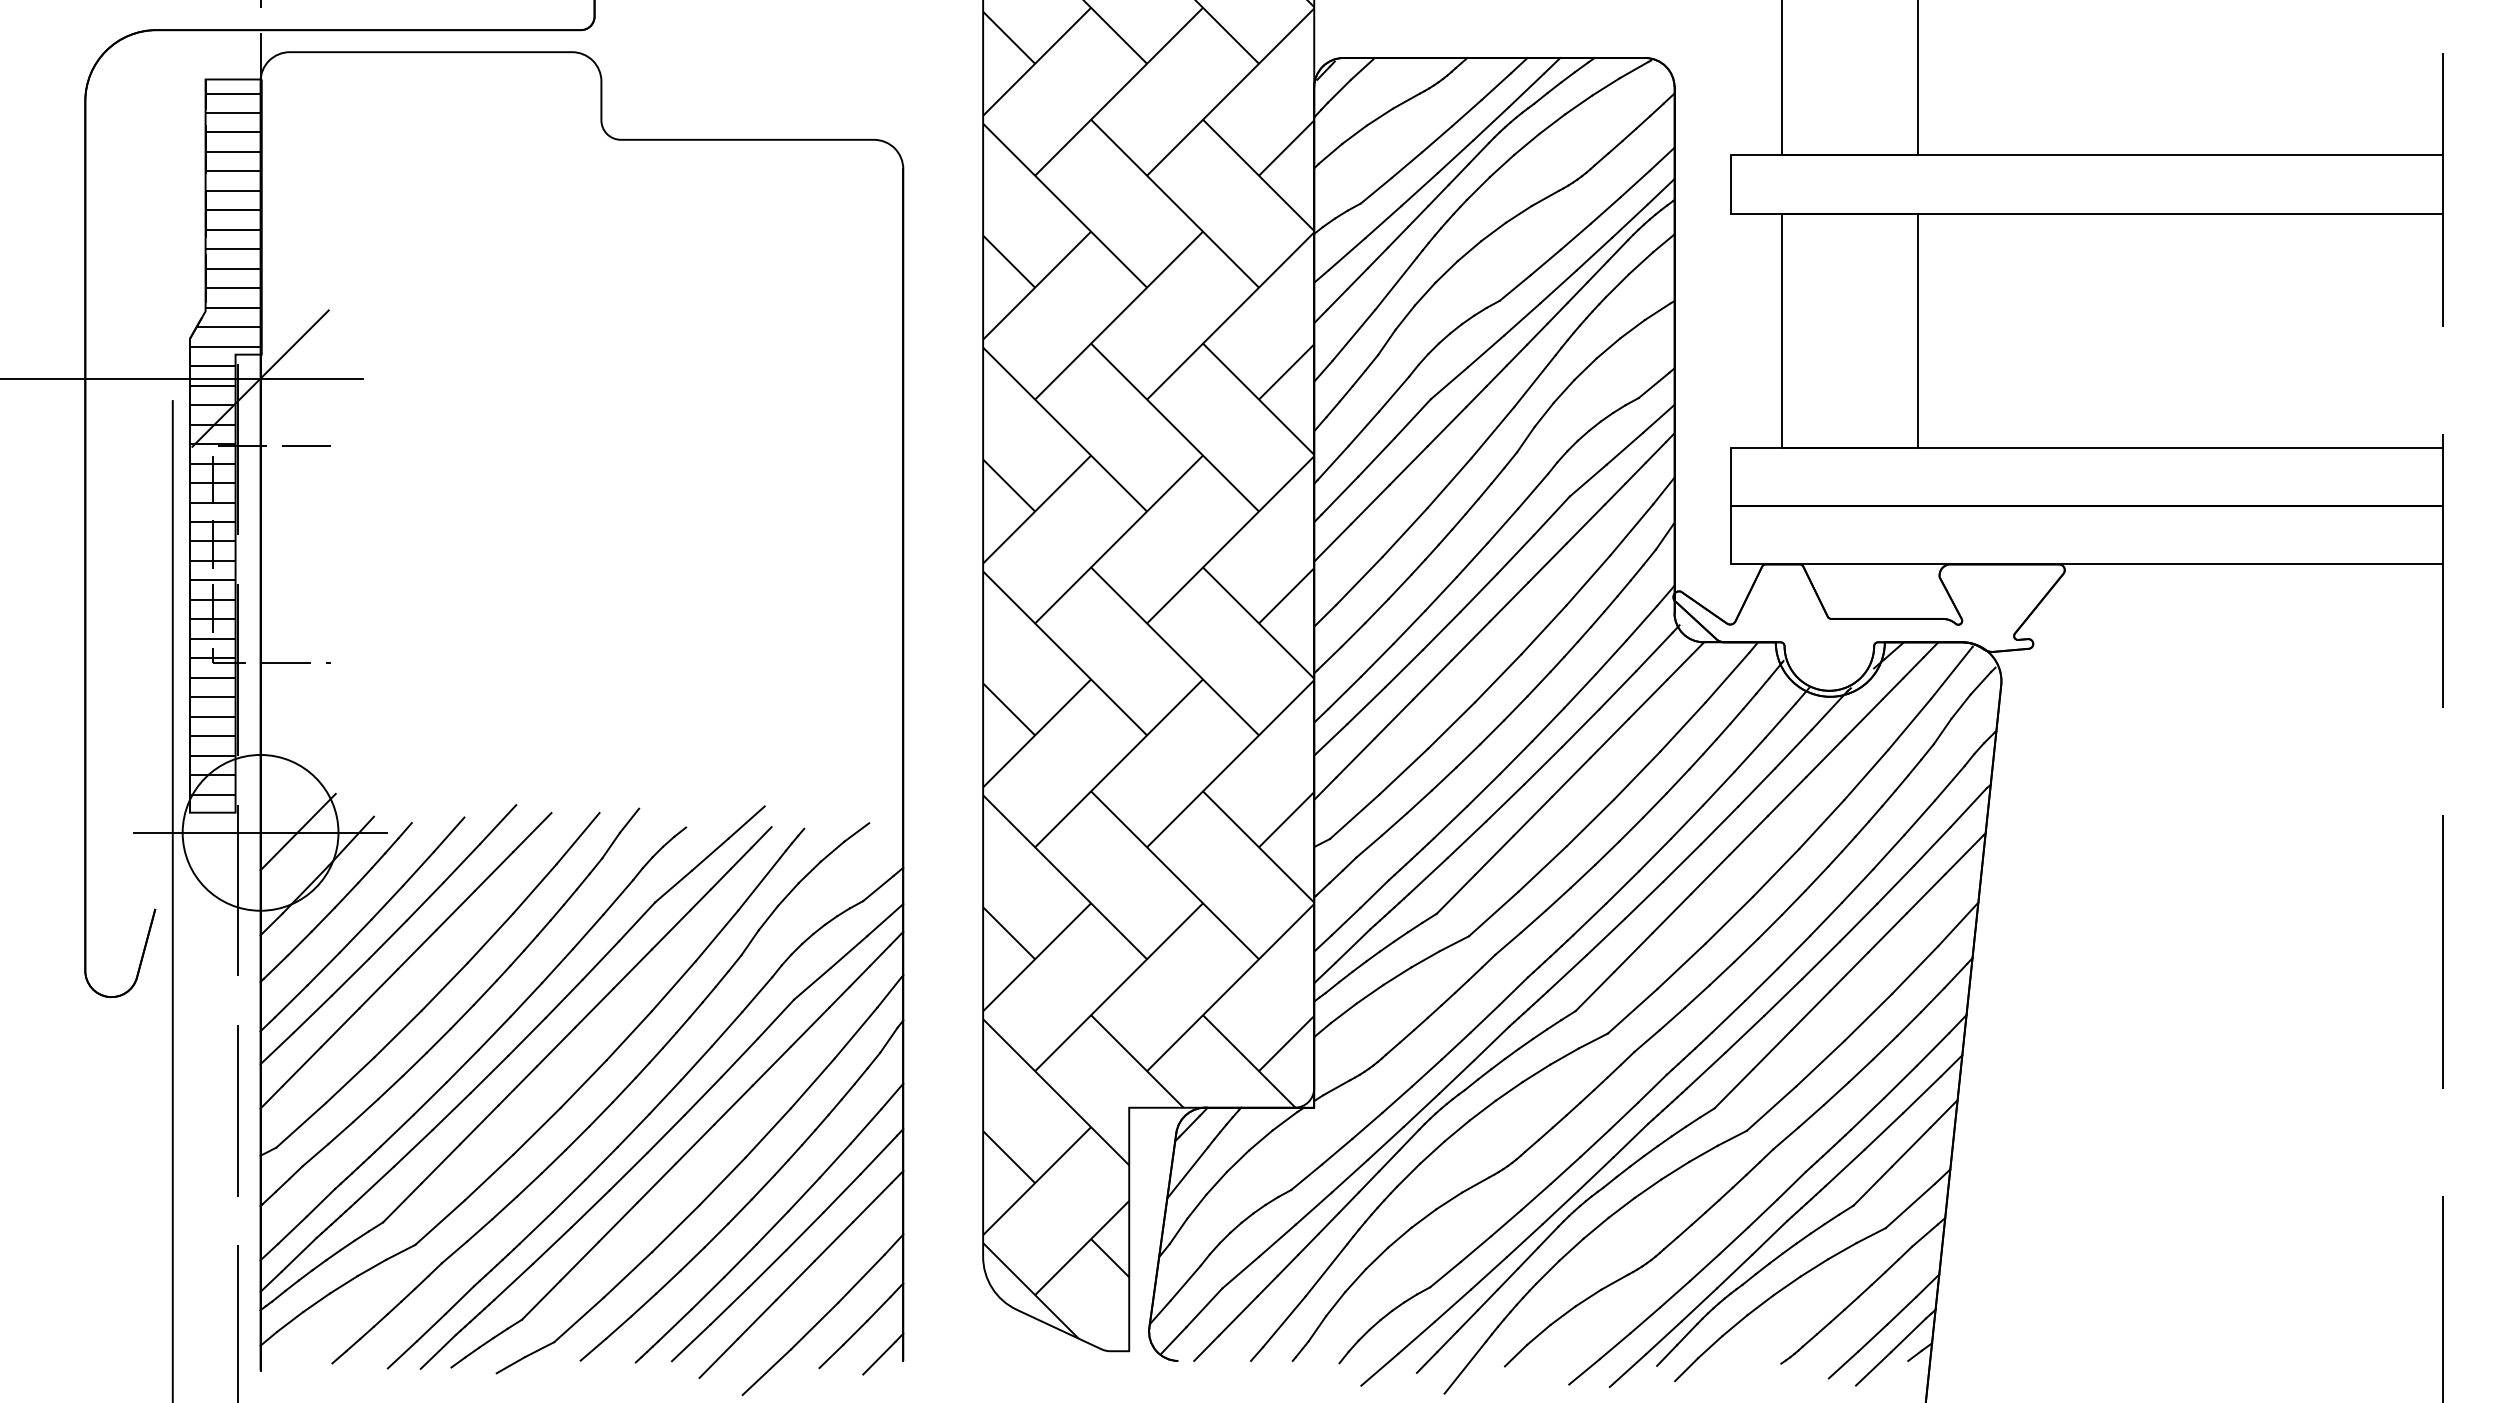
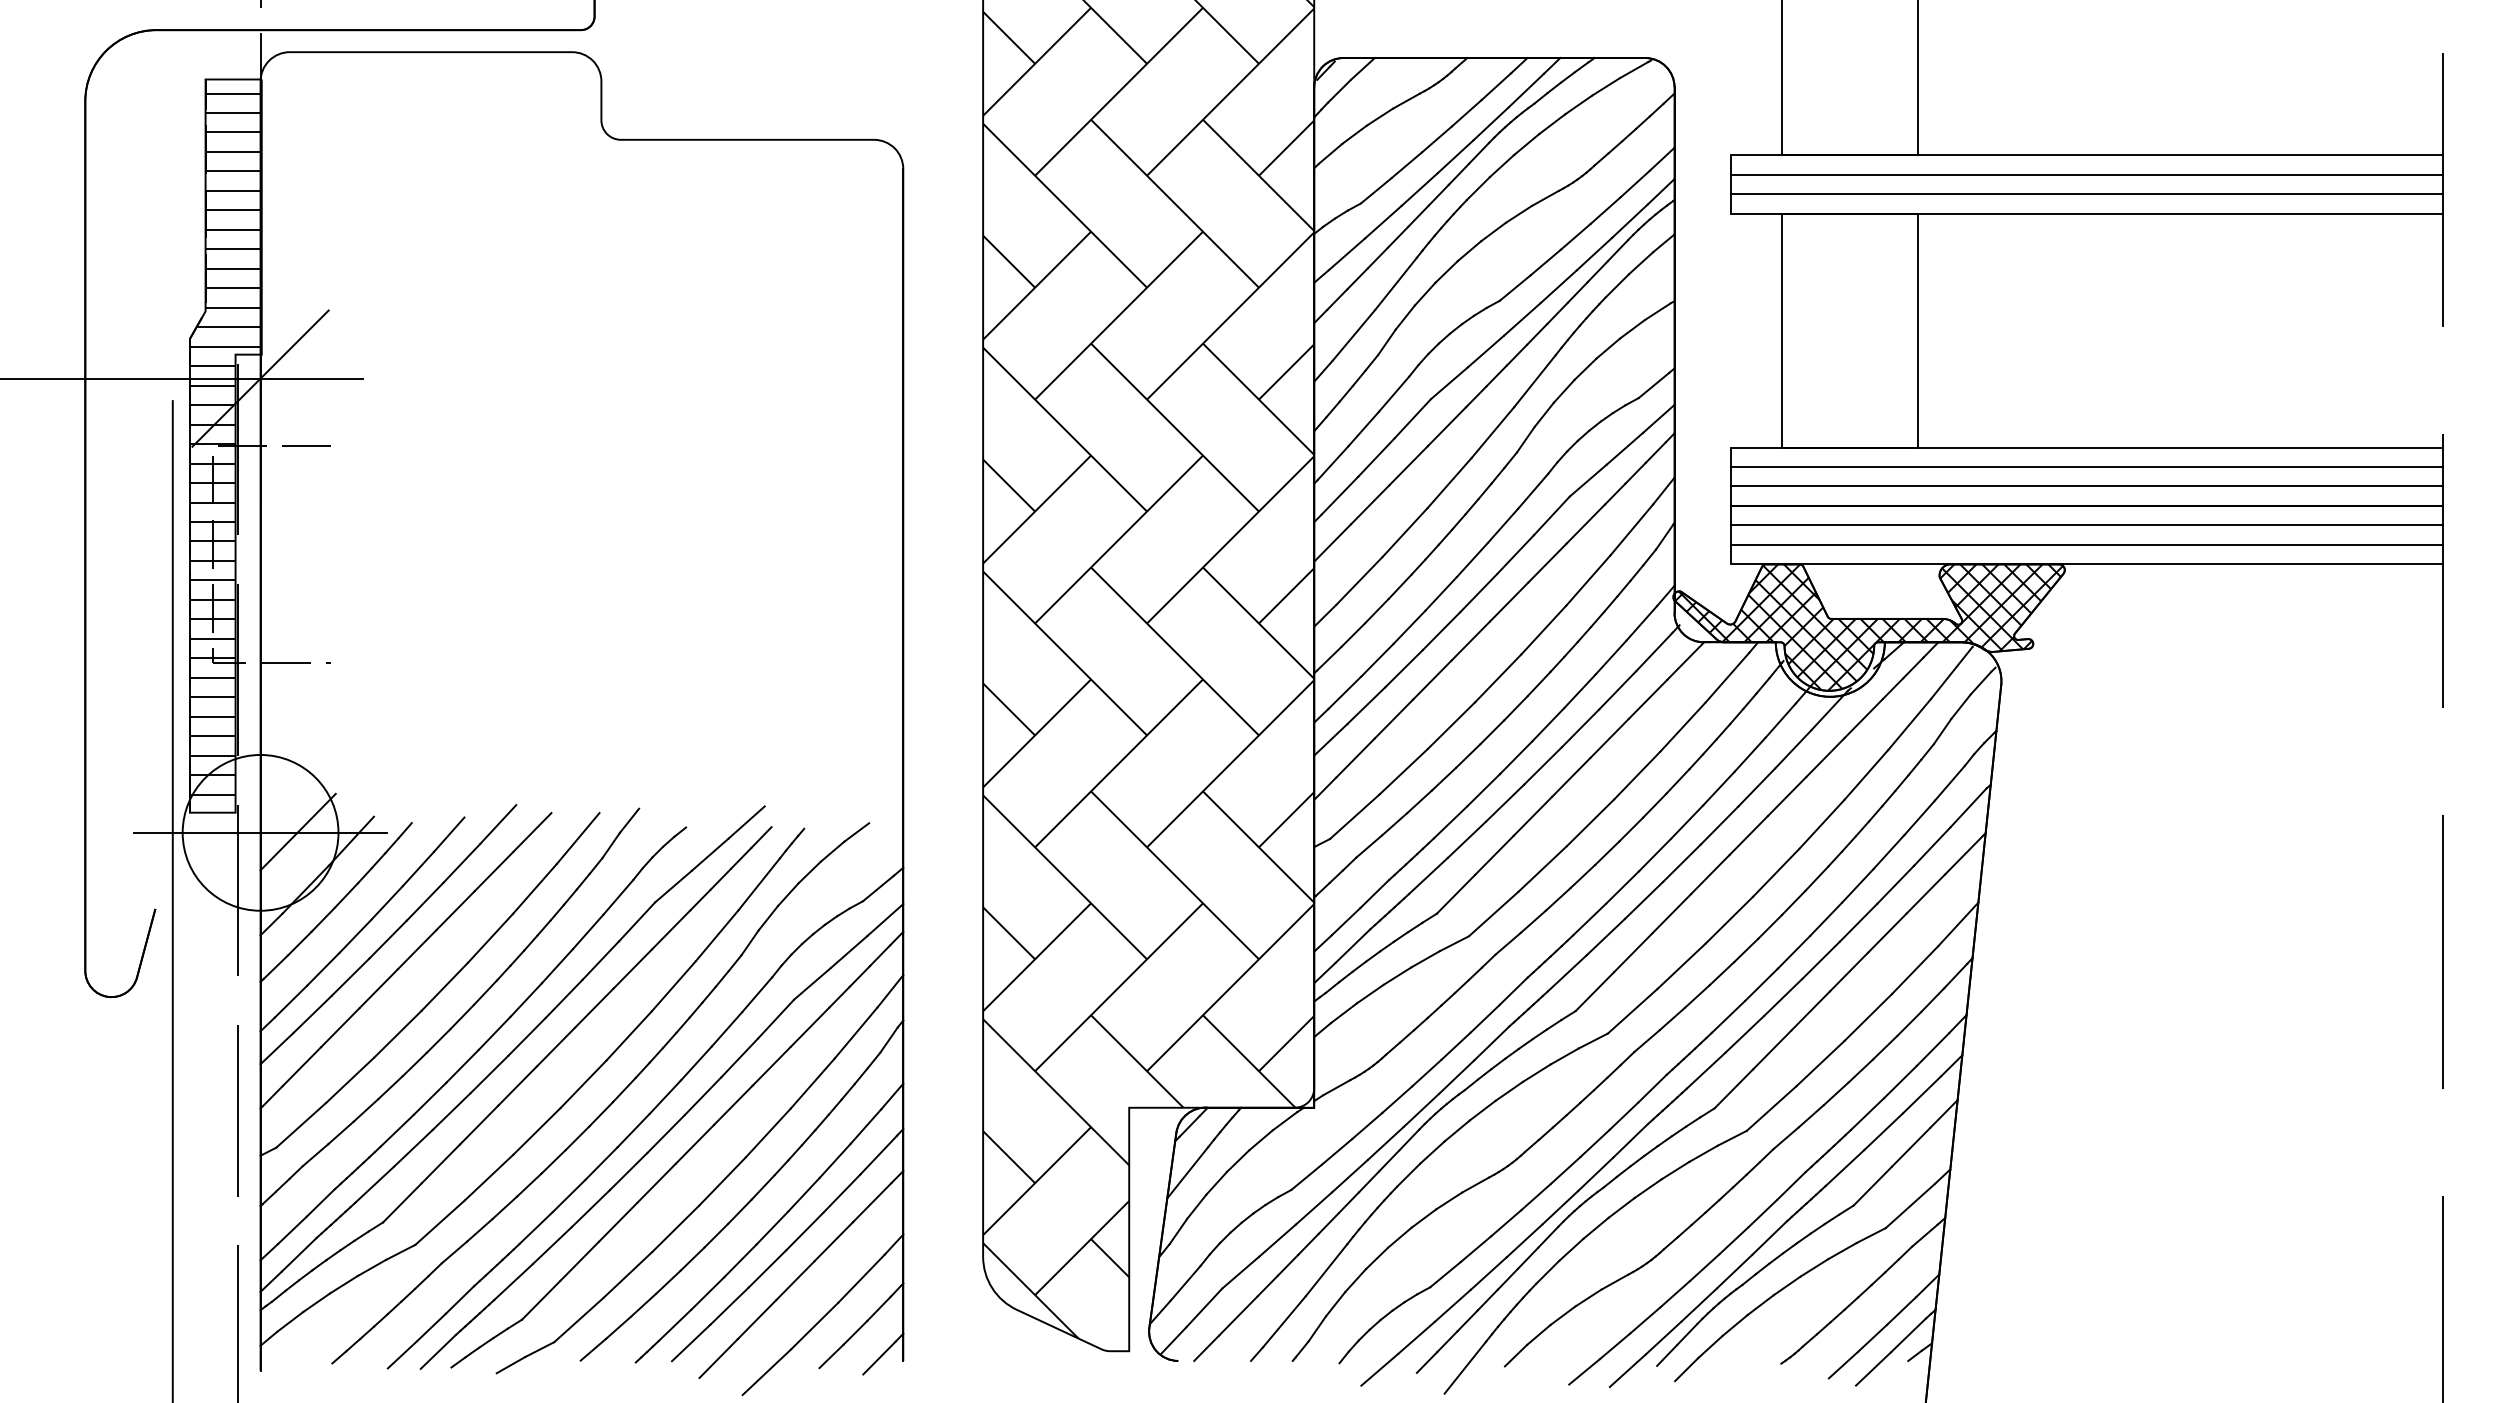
line: none -> present (2087, 174)
line: none -> present (2087, 194)
line: none -> present (2087, 467)
line: none -> present (2087, 486)
line: none -> present (2087, 525)
line: none -> present (2087, 544)
hatch: none -> present (1869, 627)
